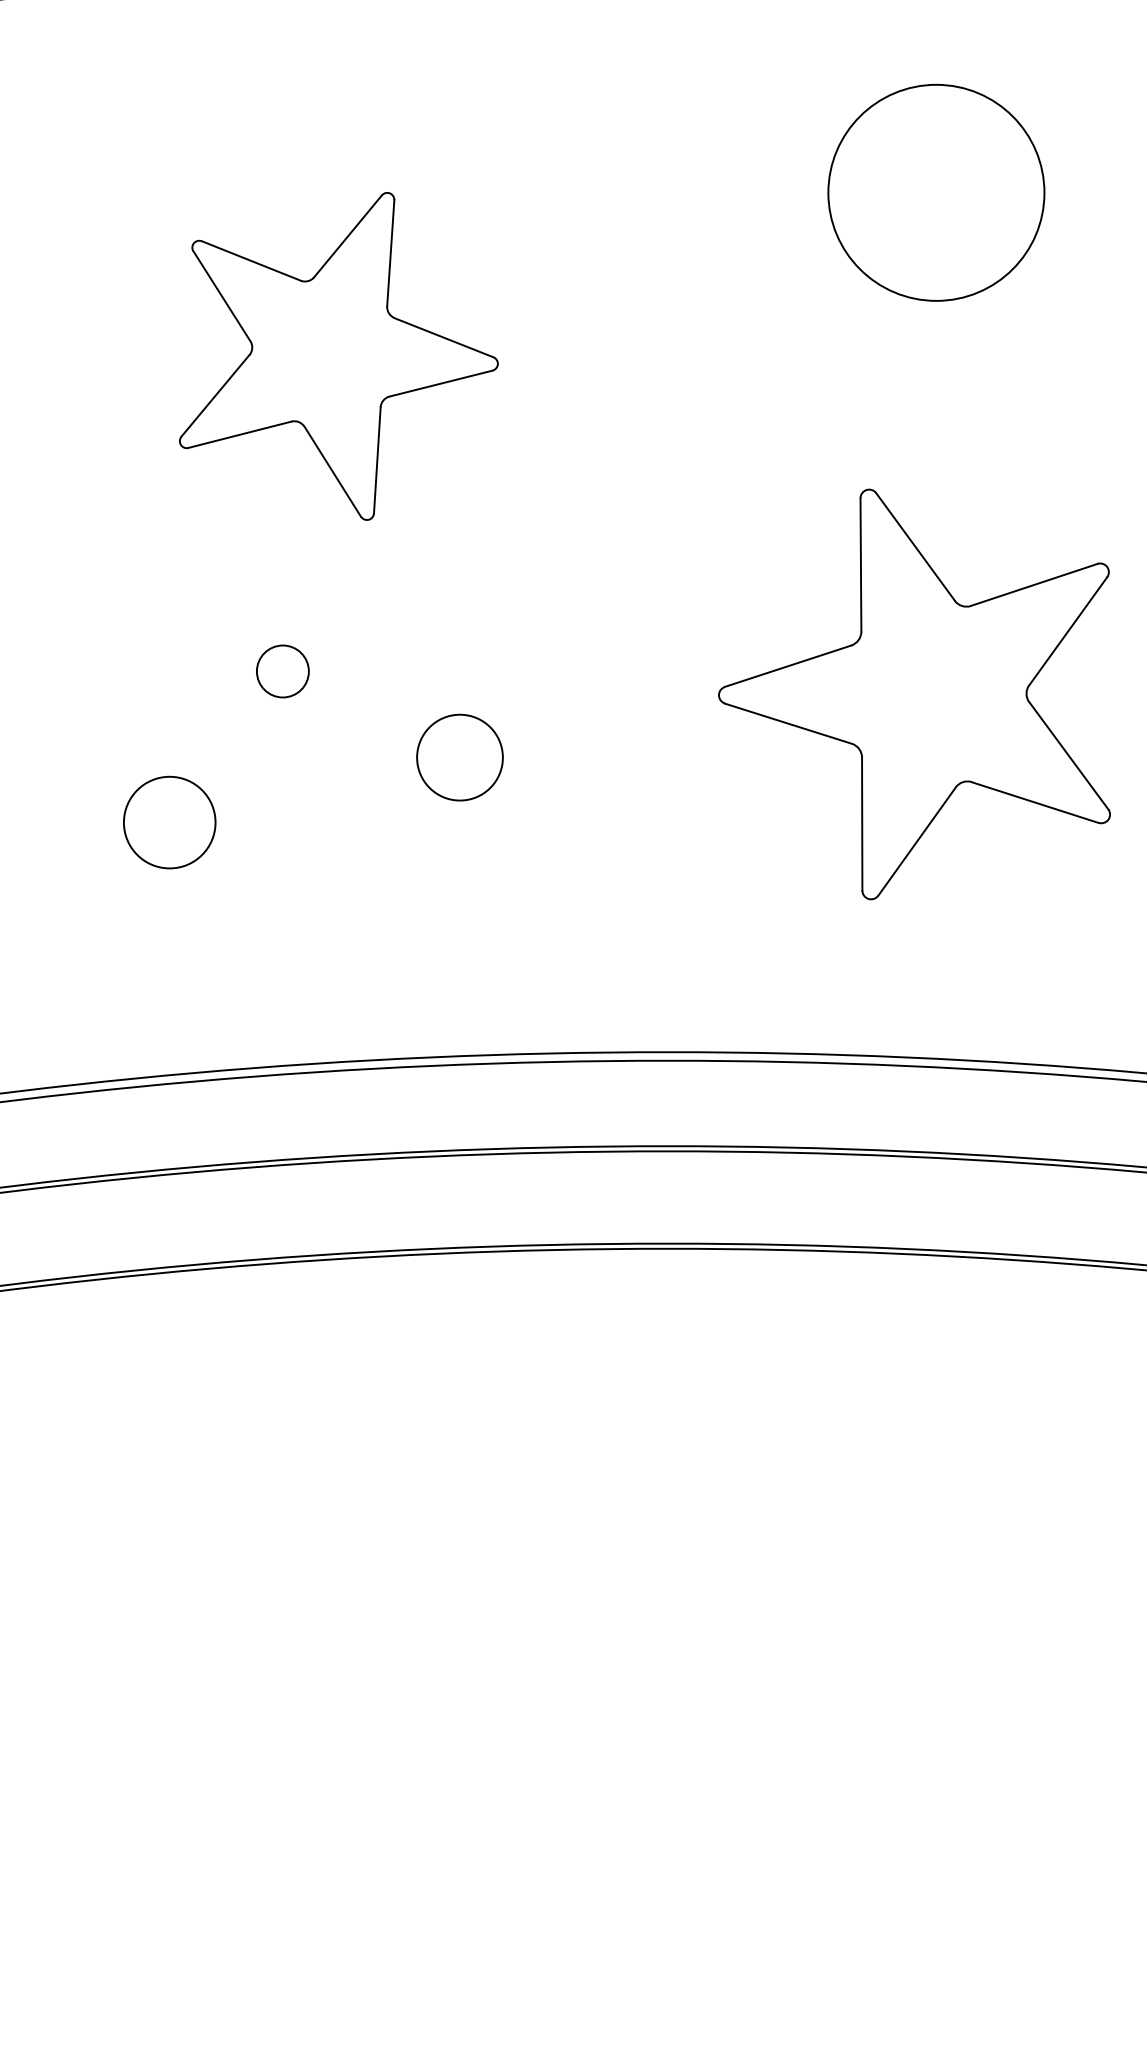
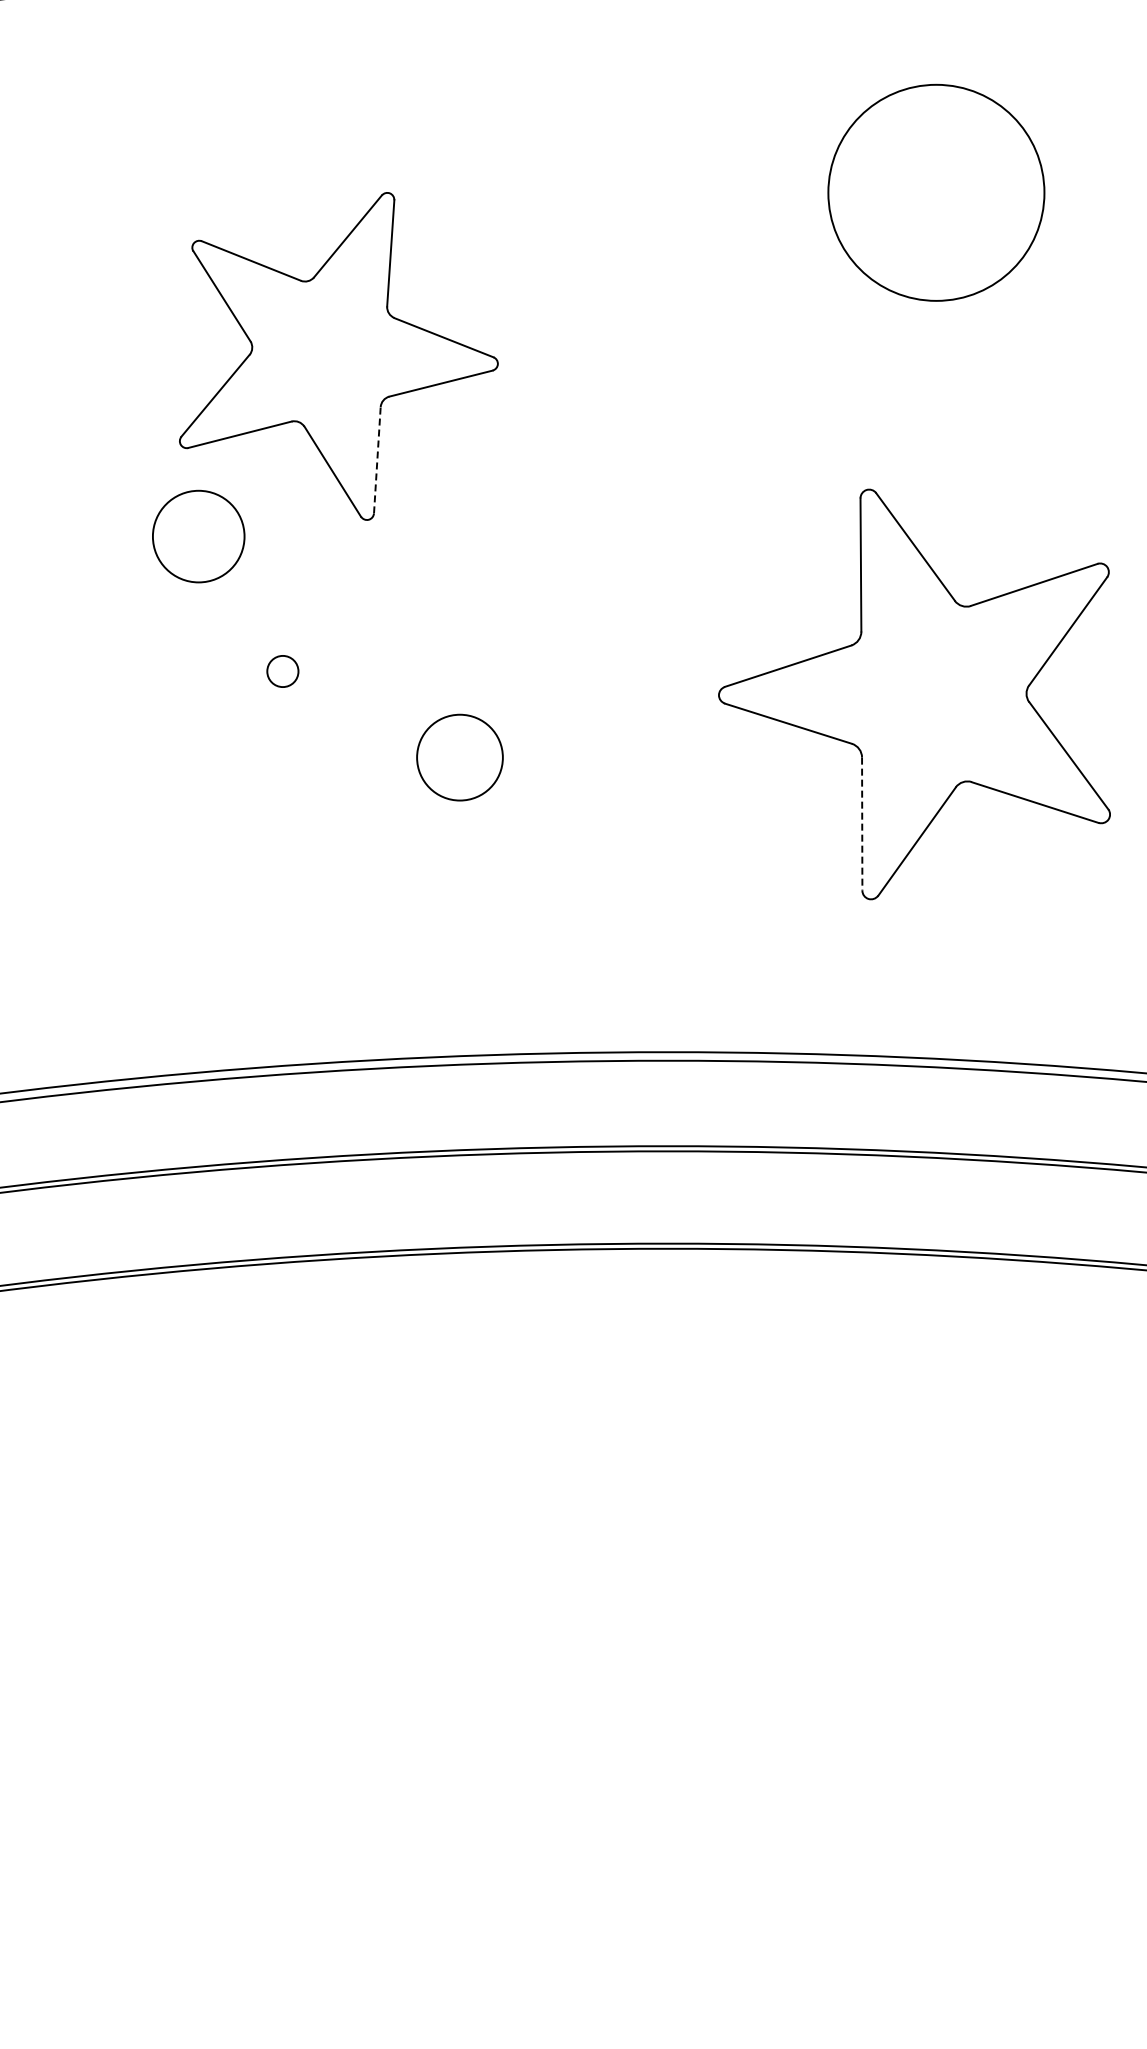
line: solid -> dashed (377, 459)
circle diameter: 52 px -> 31 px (282, 671)
circle position: (169, 822) -> (198, 536) (198, 536)
line: solid -> dashed (862, 824)
